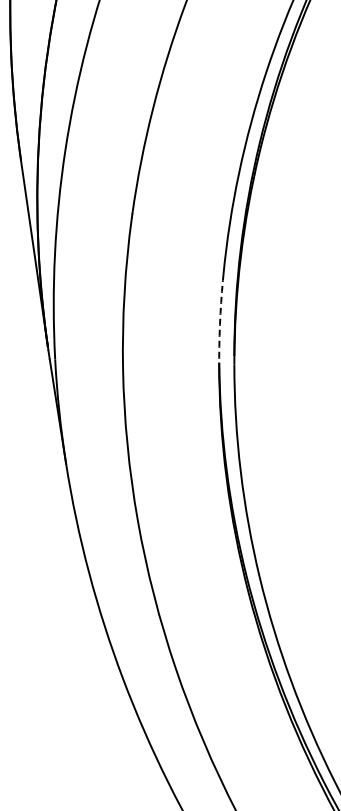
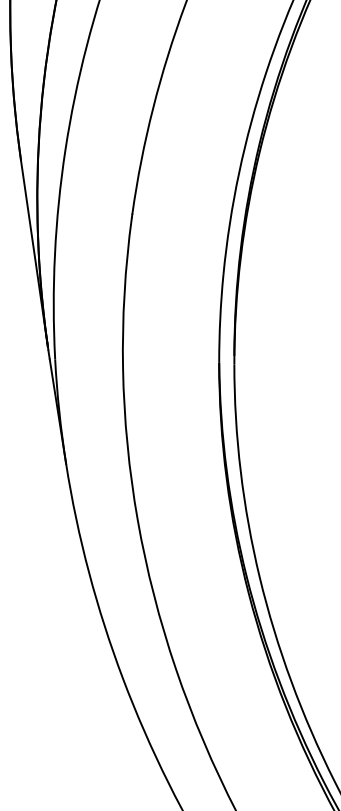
arc: dashed -> solid (220, 318)
